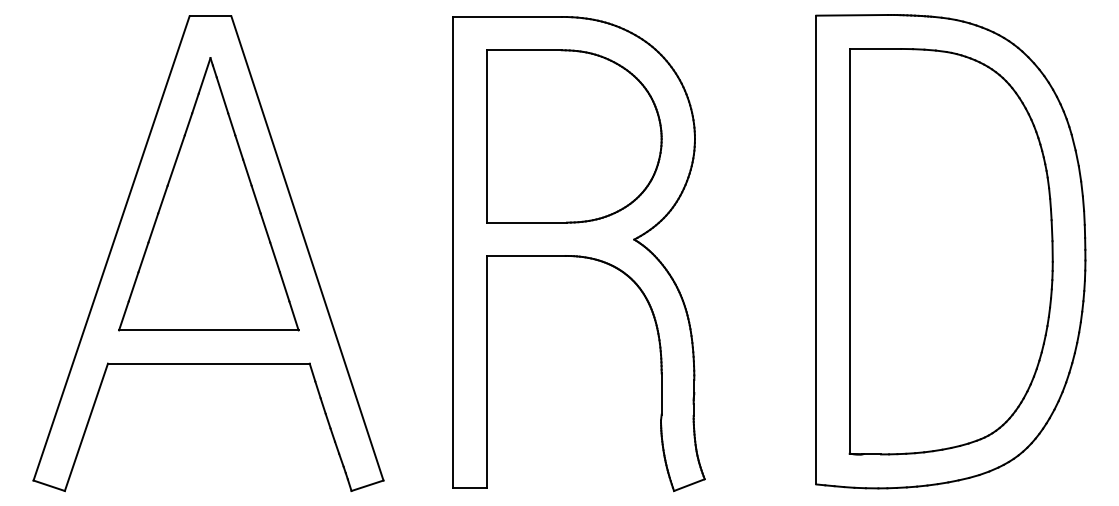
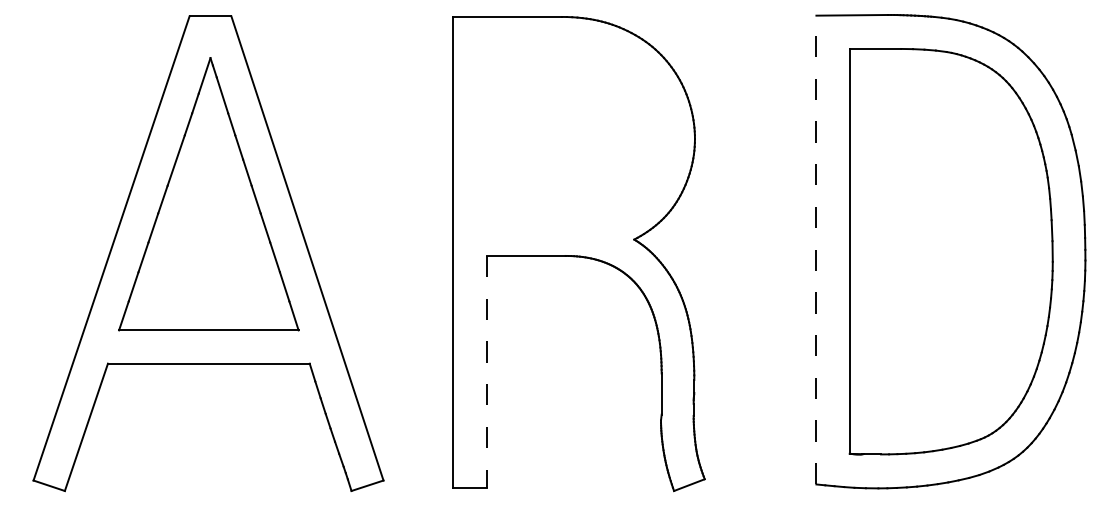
part: present -> none (574, 136)
line: solid -> dashed (816, 249)
line: solid -> dashed (486, 371)
